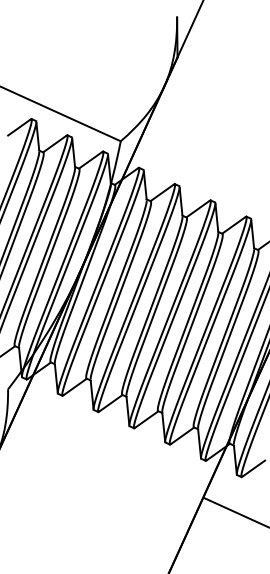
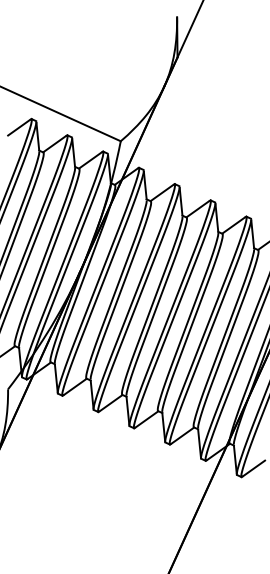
line: present -> none (234, 511)
